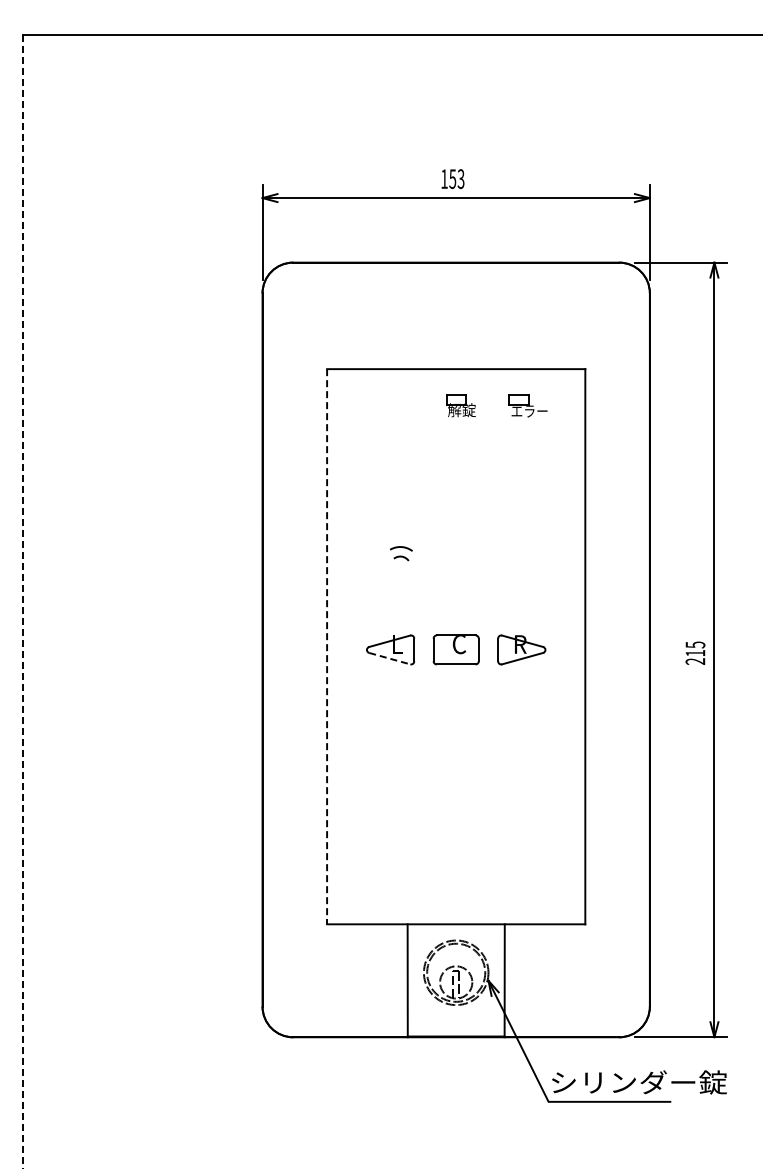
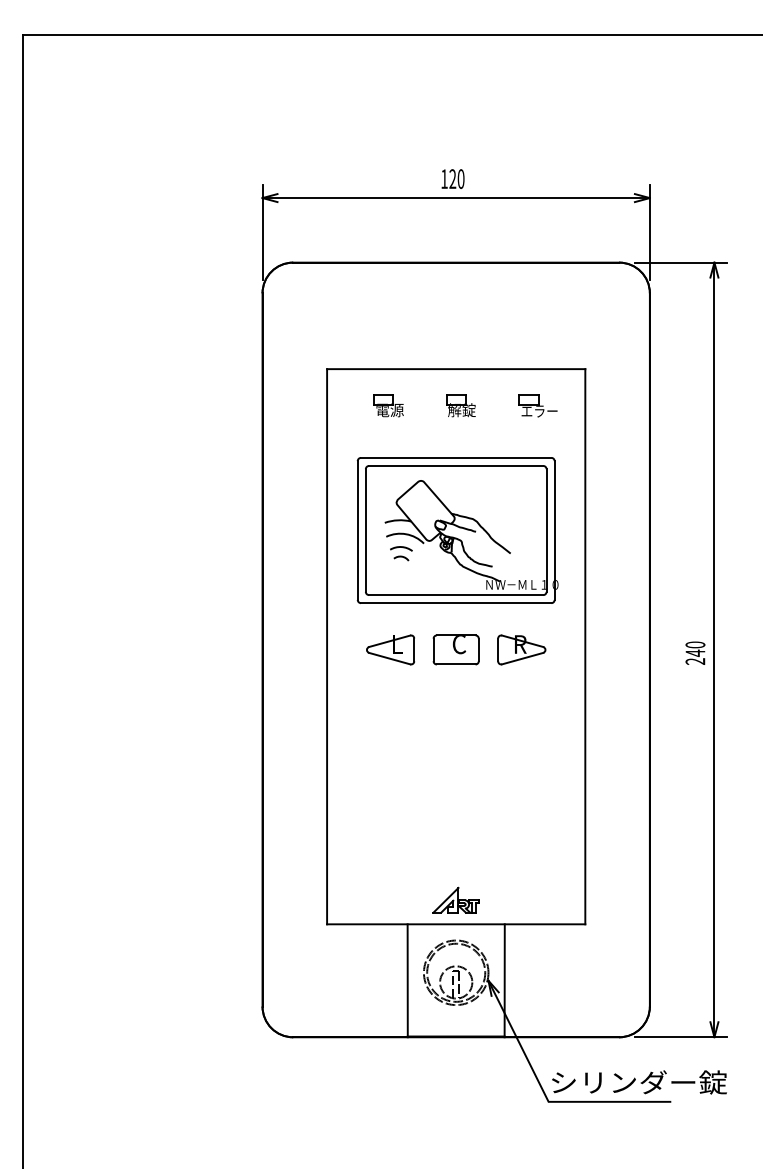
text: 153 -> 120 (456, 179)
part: none -> present (388, 405)
part position: (527, 405) -> (537, 405) (537, 405)
part: none -> present (457, 530)
line: dashed -> solid (22, 601)
line: dashed -> solid (327, 646)
text: 215 -> 240 (695, 649)
line: dashed -> solid (390, 658)
part: none -> present (455, 899)
